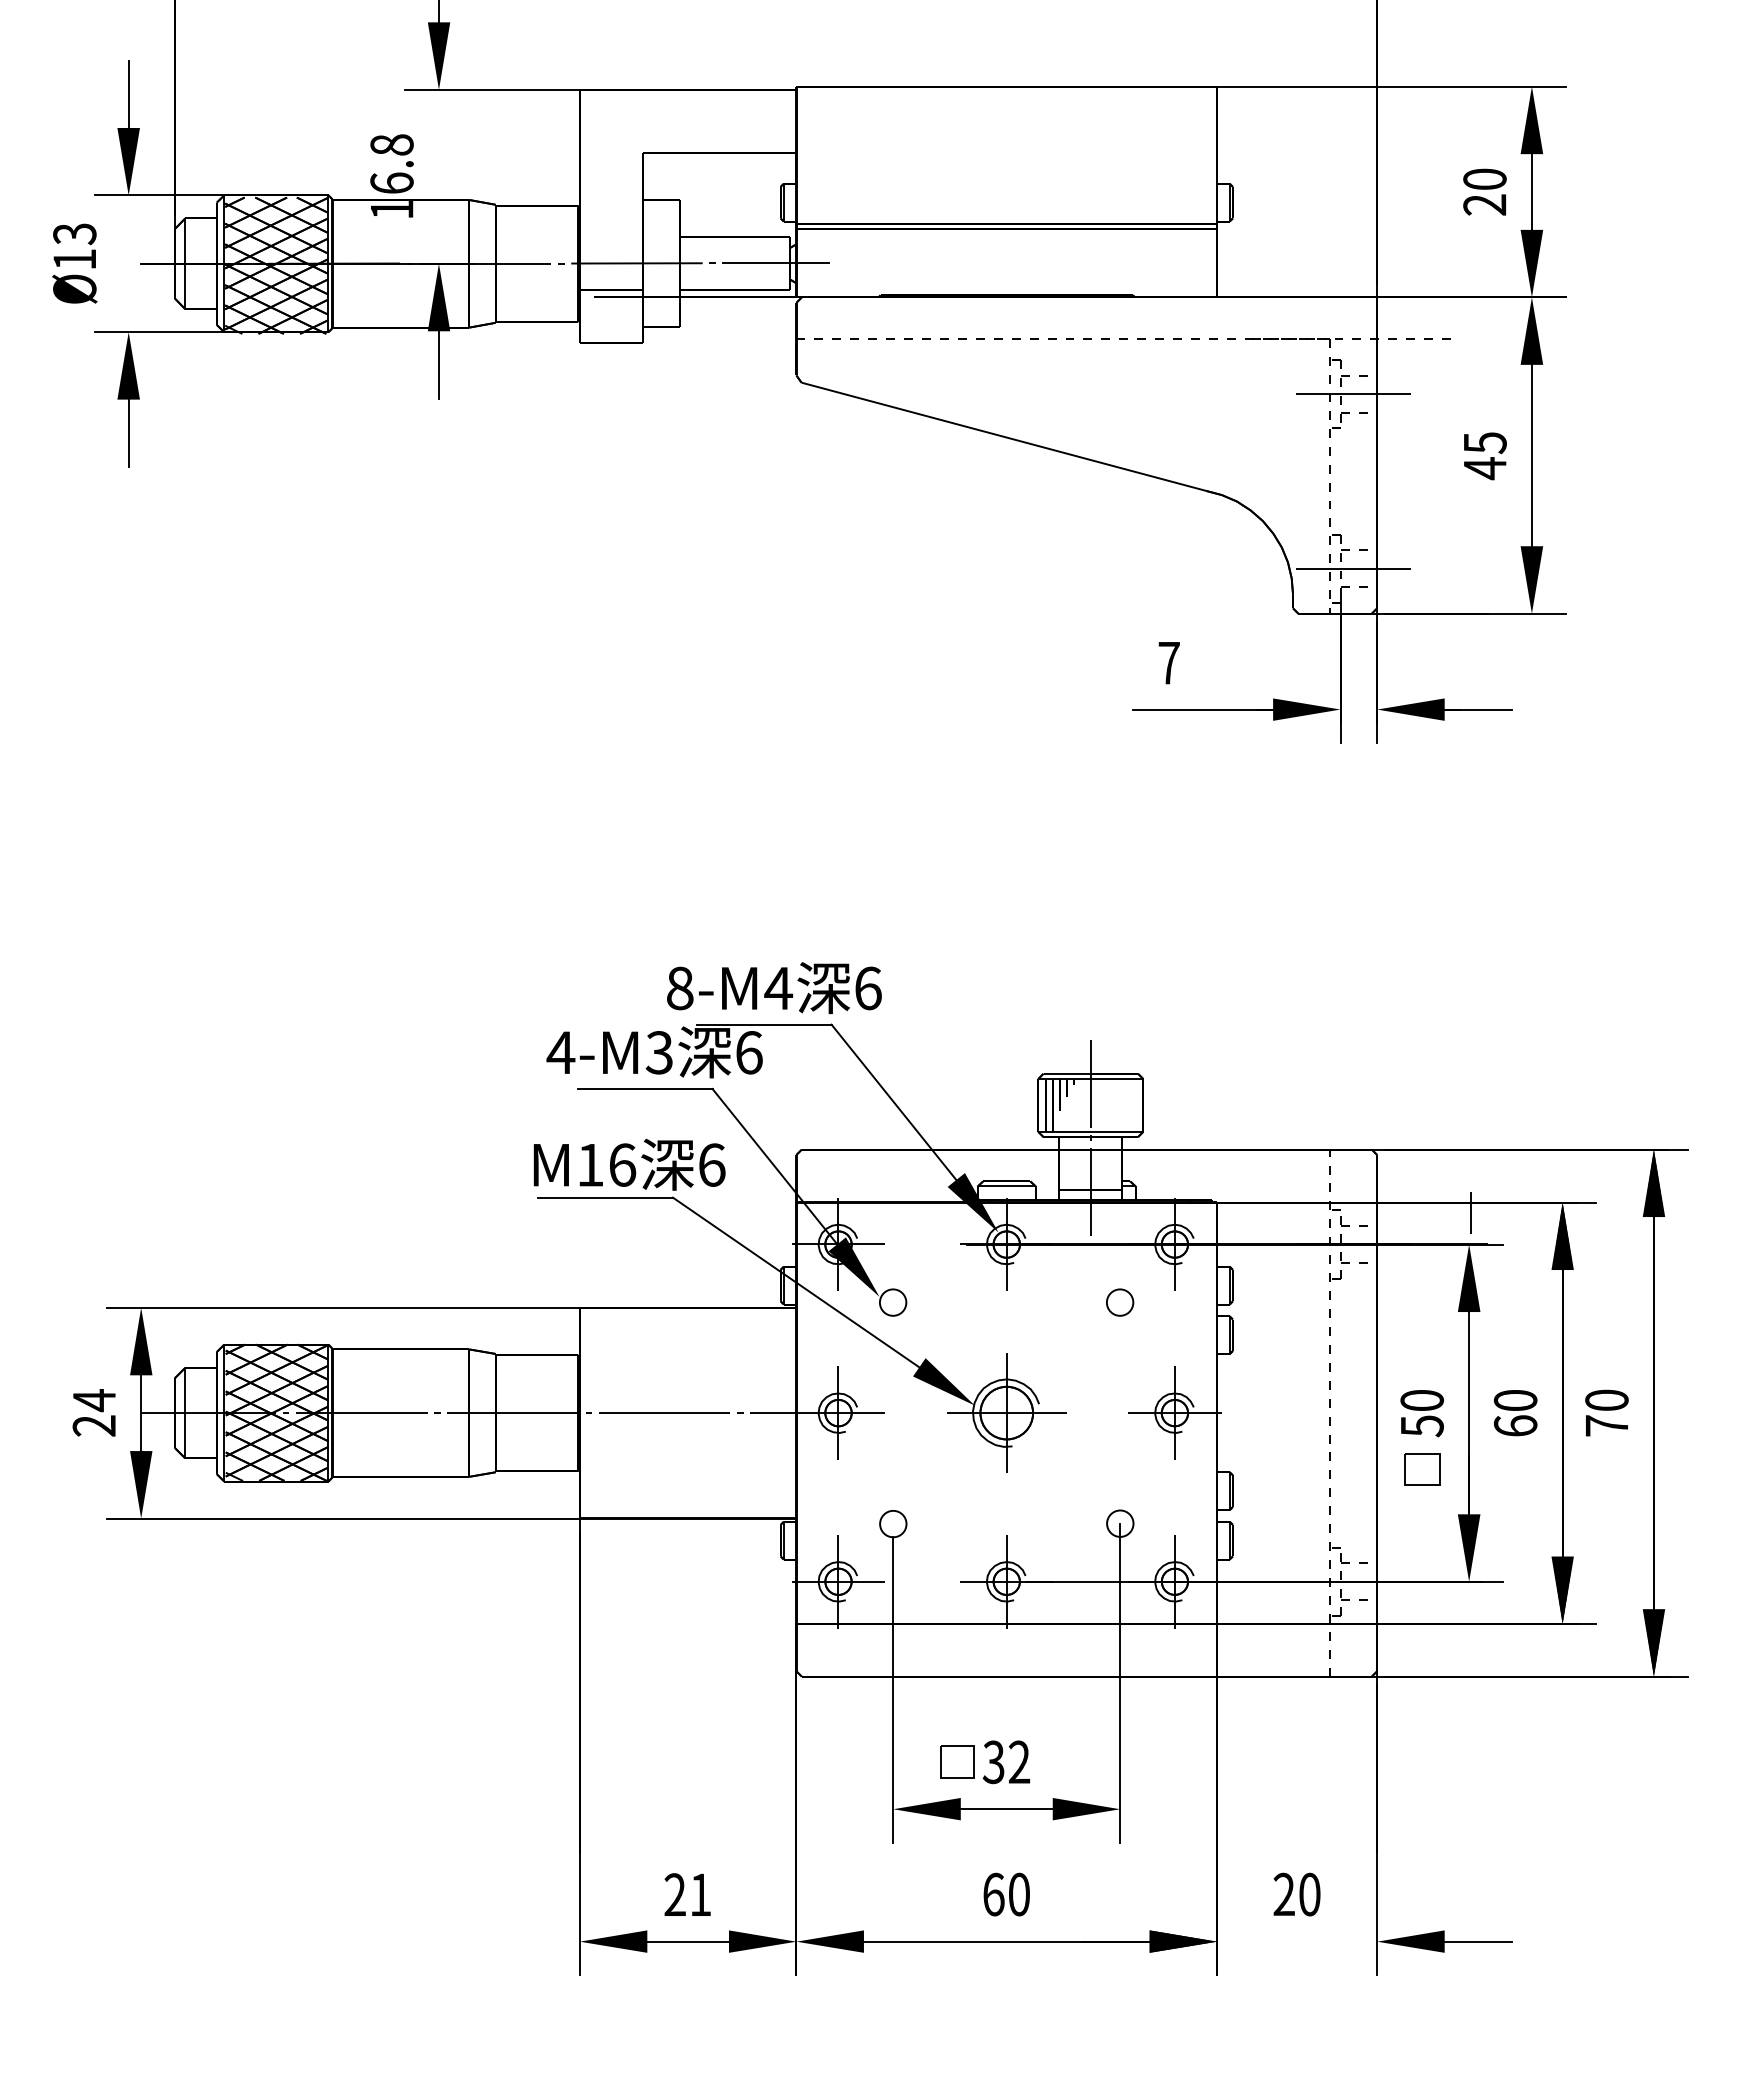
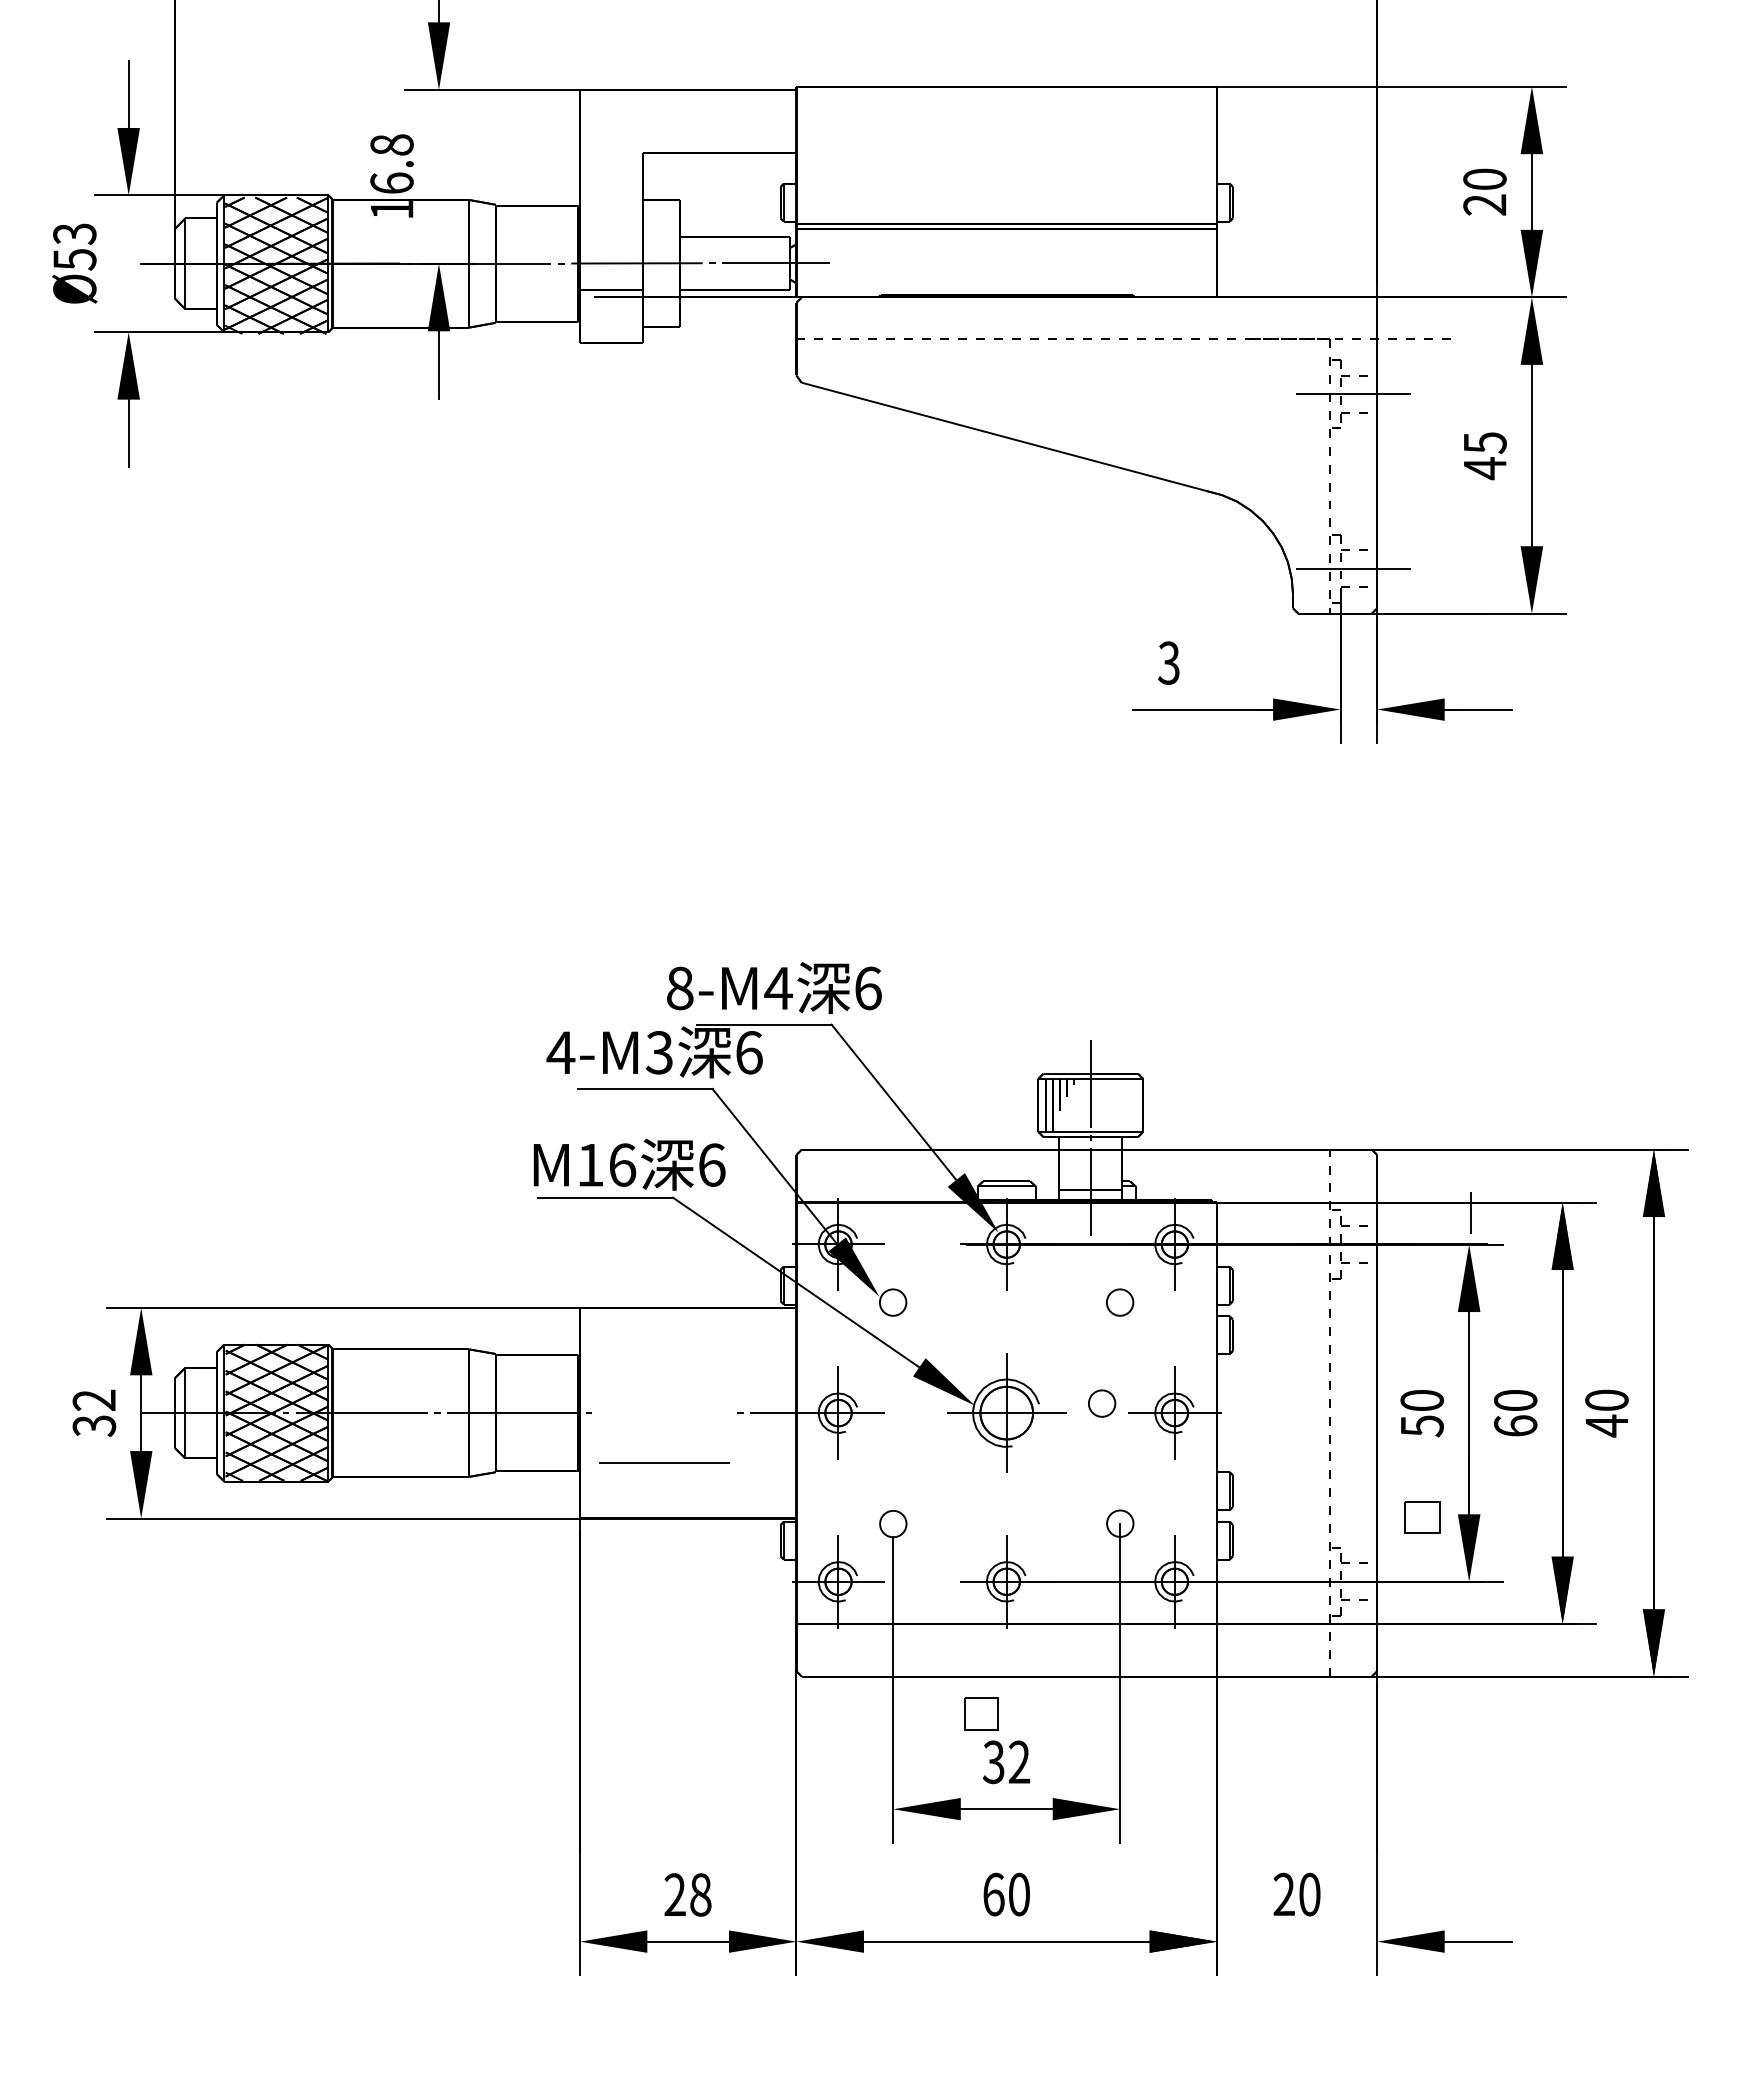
text: Ø13 -> Ø53 (74, 259)
text: 7 -> 3 (1168, 662)
circle: none -> present (1102, 1403)
line position: (664, 1412) -> (664, 1462) (664, 1462)
text: 24 -> 32 (94, 1413)
text: 70 -> 40 (1606, 1425)
part position: (1422, 1469) -> (1422, 1517) (1422, 1517)
part position: (957, 1761) -> (981, 1713) (981, 1713)
text: 21 -> 28 (700, 1894)
